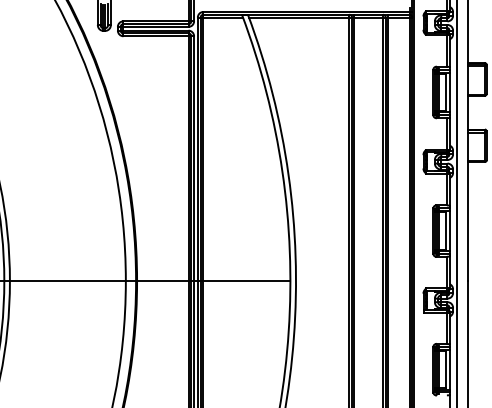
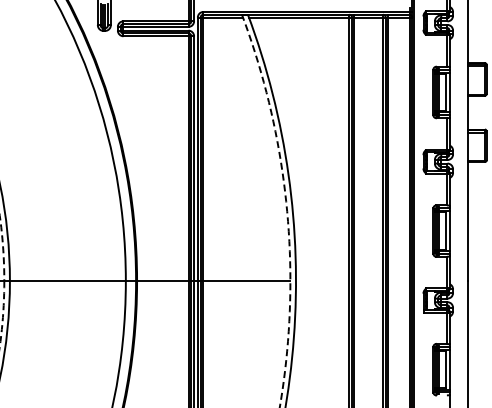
line: present -> none (456, 203)
arc: solid -> dashed (286, 207)
circle: solid -> dashed (2, 281)
